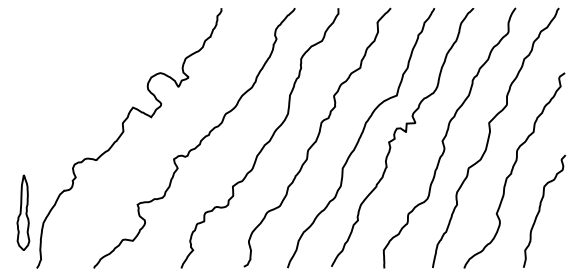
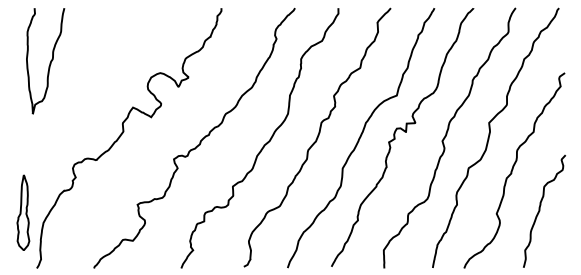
curve: none -> present (49, 62)
